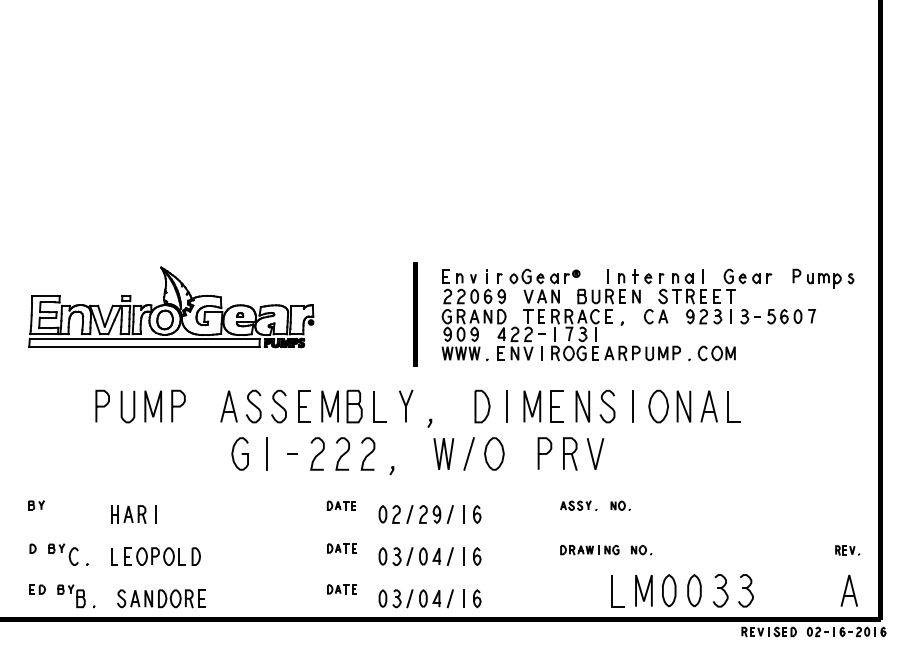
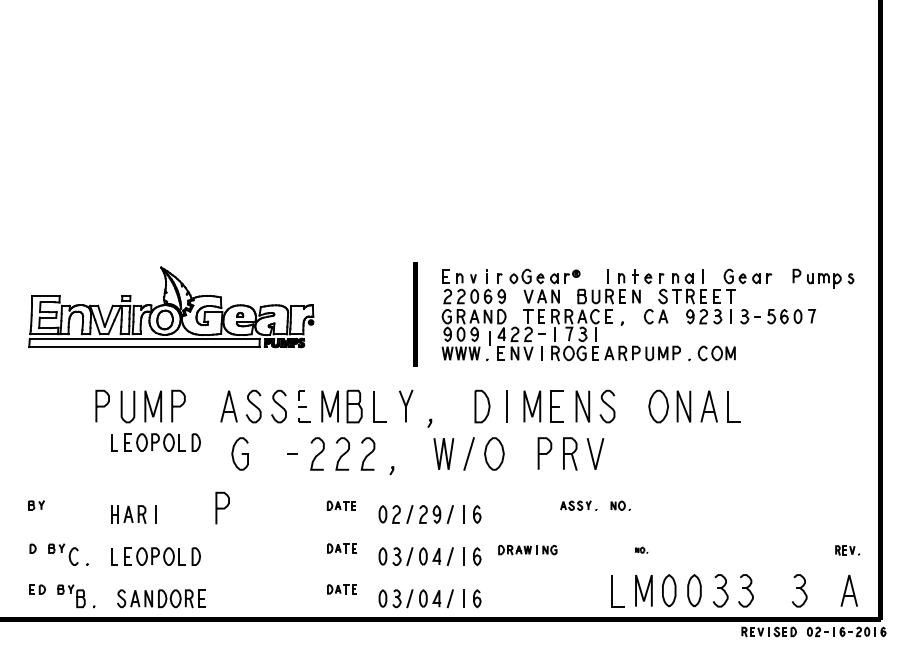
line: none -> present (489, 338)
line: solid -> dashed (298, 406)
line: present -> none (633, 406)
part: none -> present (155, 442)
line: present -> none (266, 453)
curve: none -> present (222, 507)
part position: (589, 550) -> (527, 550) (527, 550)
part size: 22x11 px -> 14x8 px (641, 549)
part: none -> present (799, 590)
